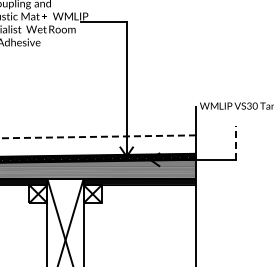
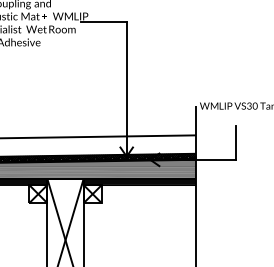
line: dashed -> solid (98, 136)
line: dashed -> solid (236, 143)
